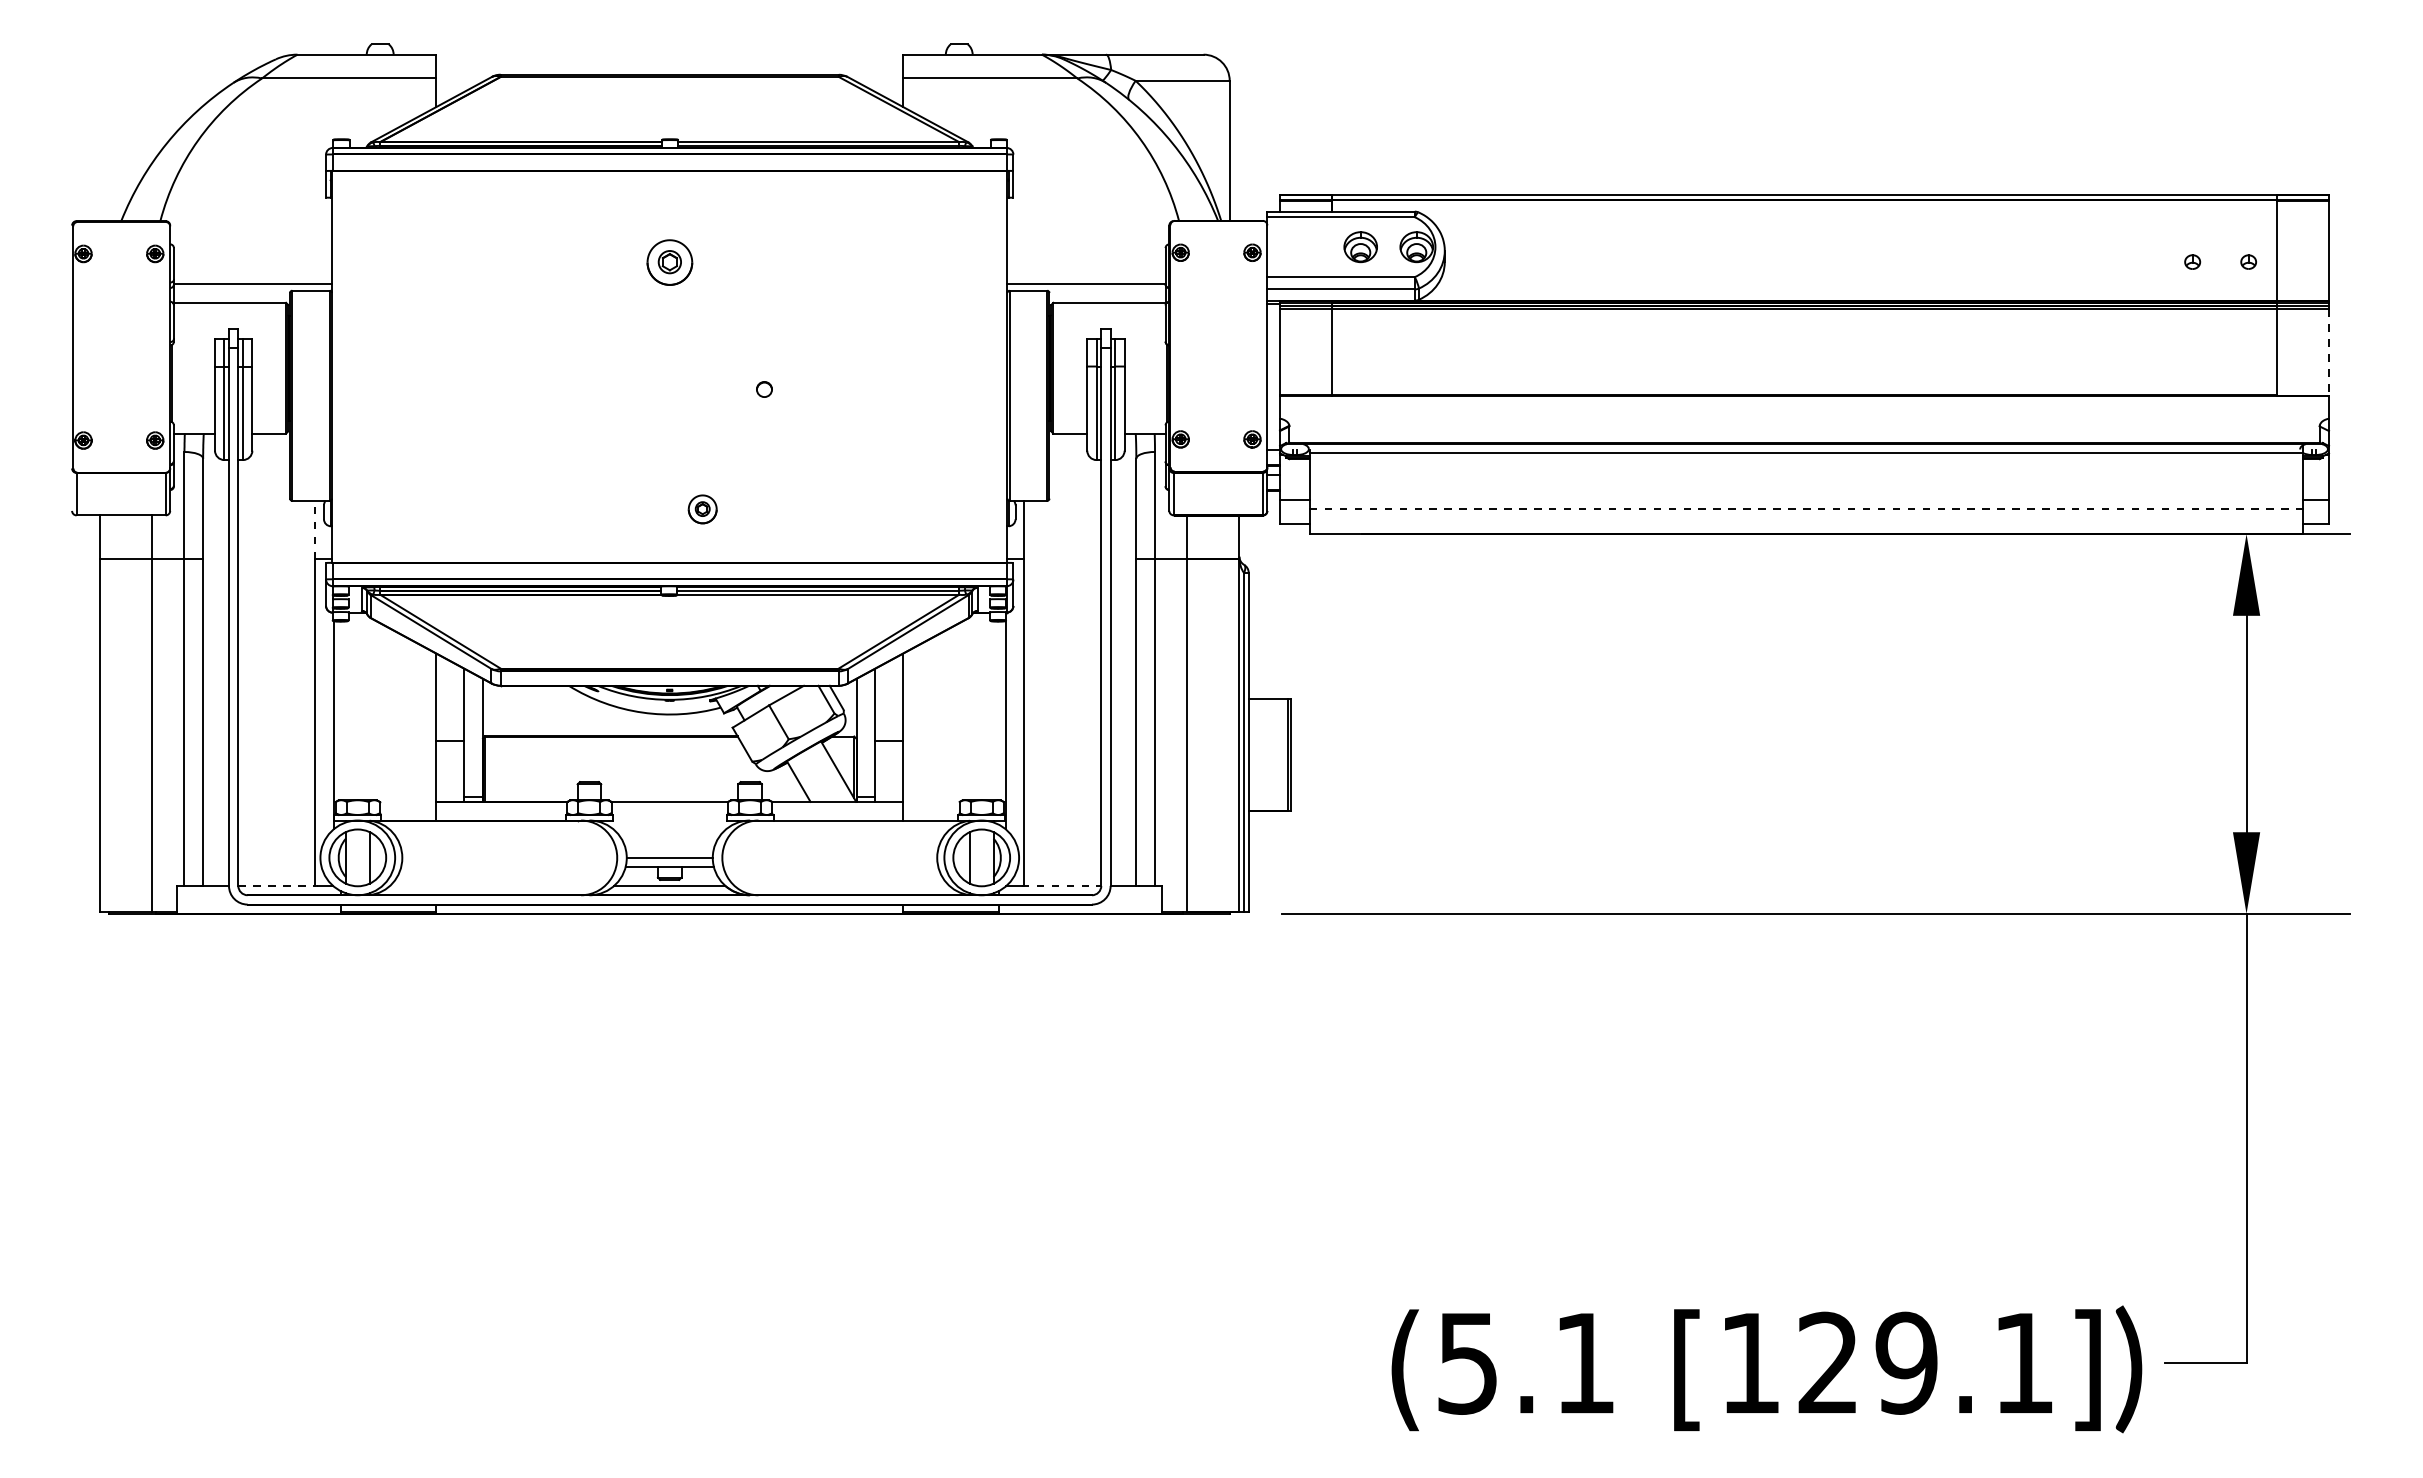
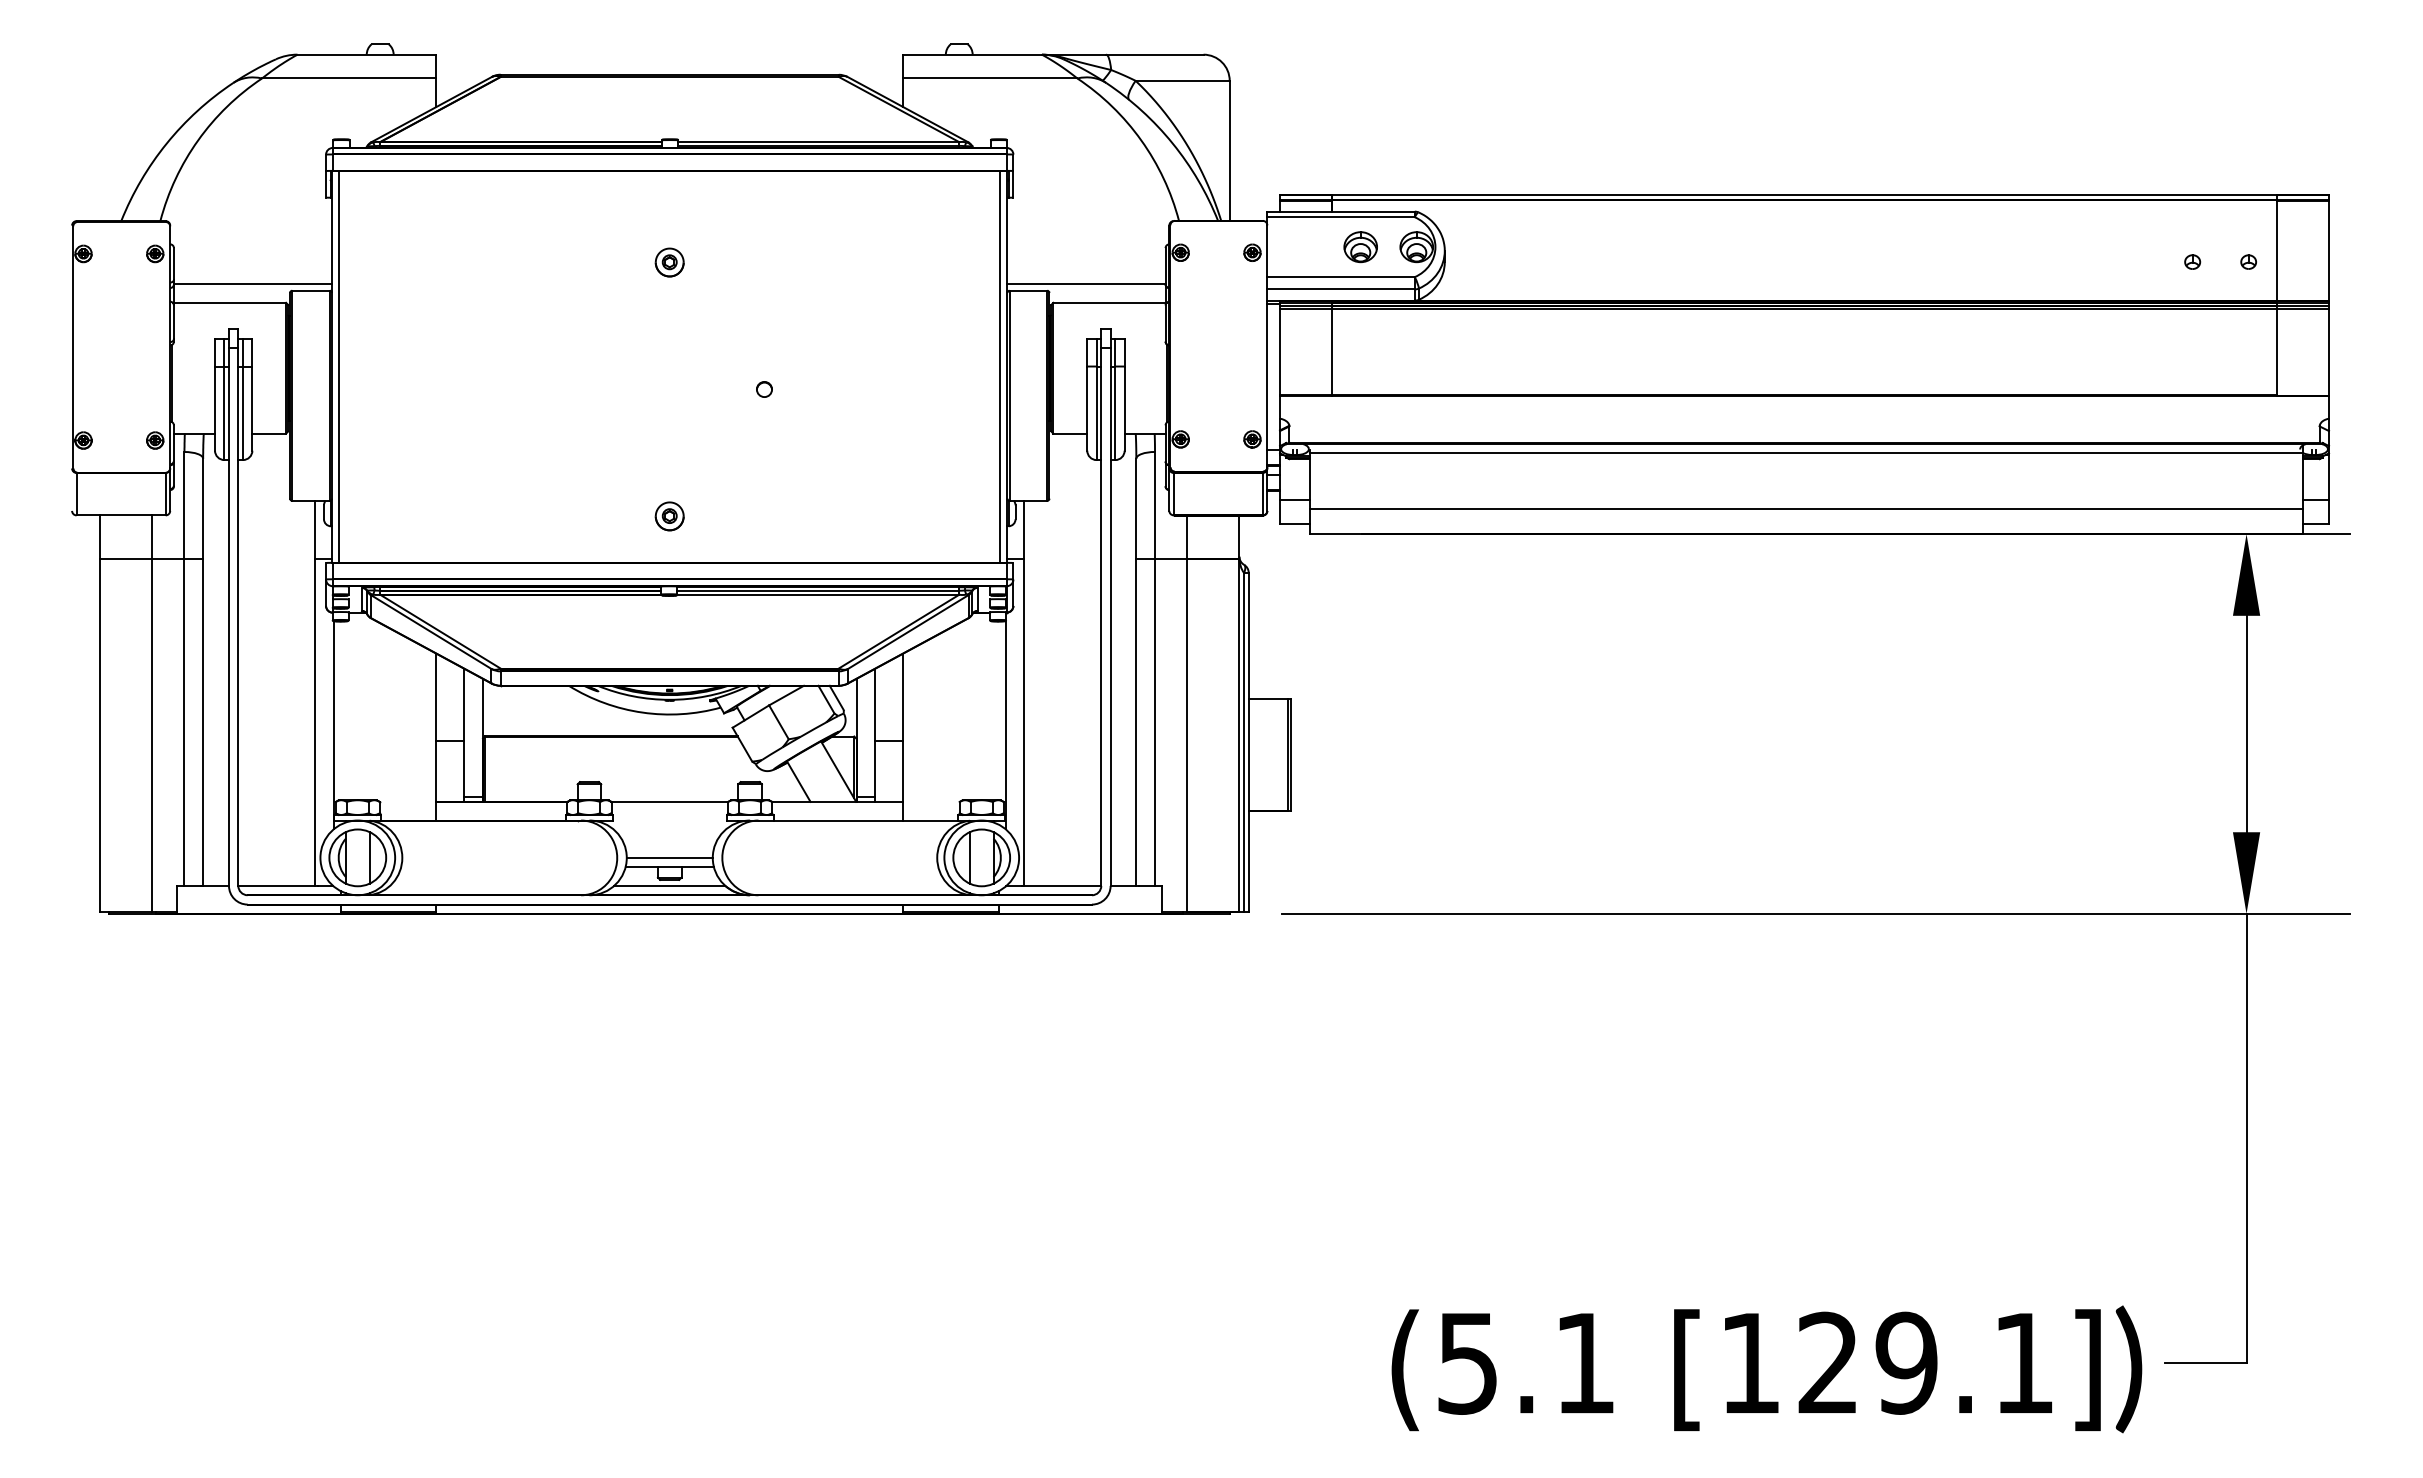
part size: 48x47 px -> 31x31 px (669, 262)
line: dashed -> solid (2329, 353)
line: none -> present (339, 366)
line: none -> present (1000, 366)
part position: (702, 509) -> (669, 516) (669, 516)
line: dashed -> solid (1806, 509)
line: dashed -> solid (315, 529)
line: dashed -> solid (278, 885)
line: dashed -> solid (1061, 885)
